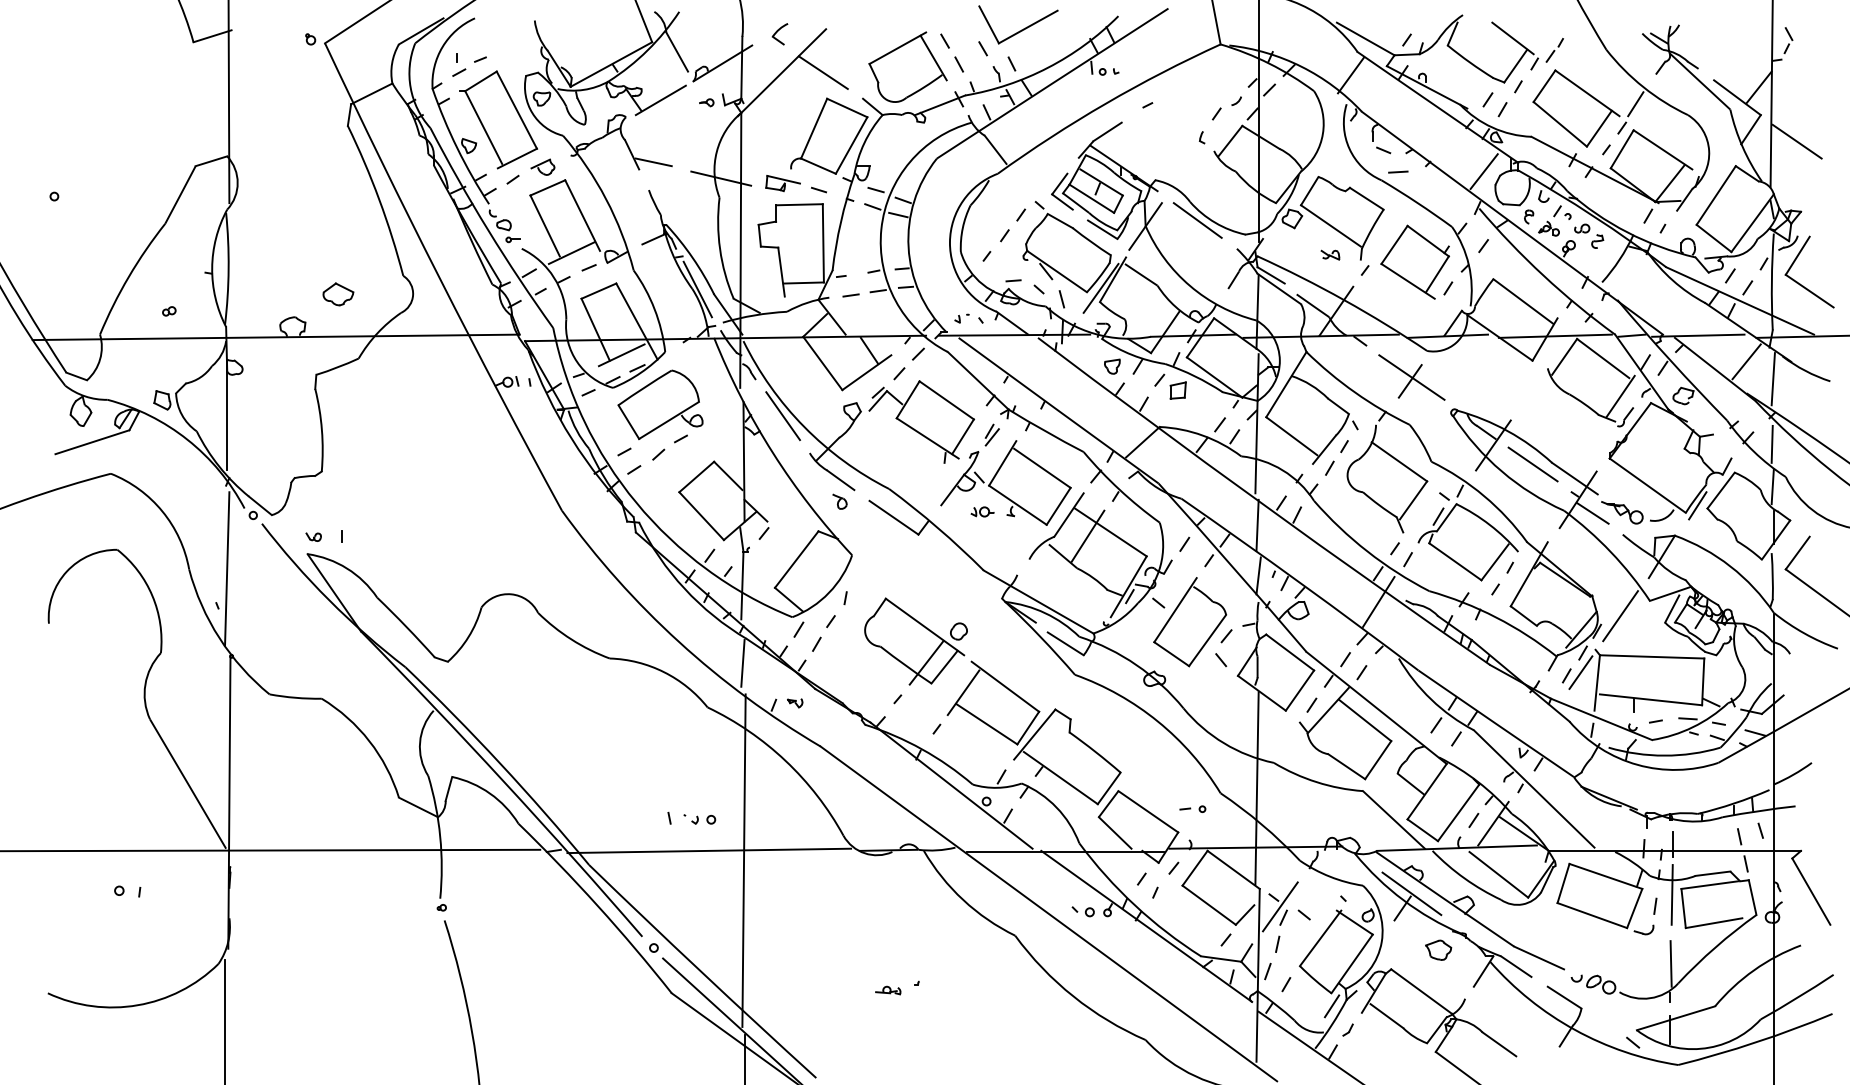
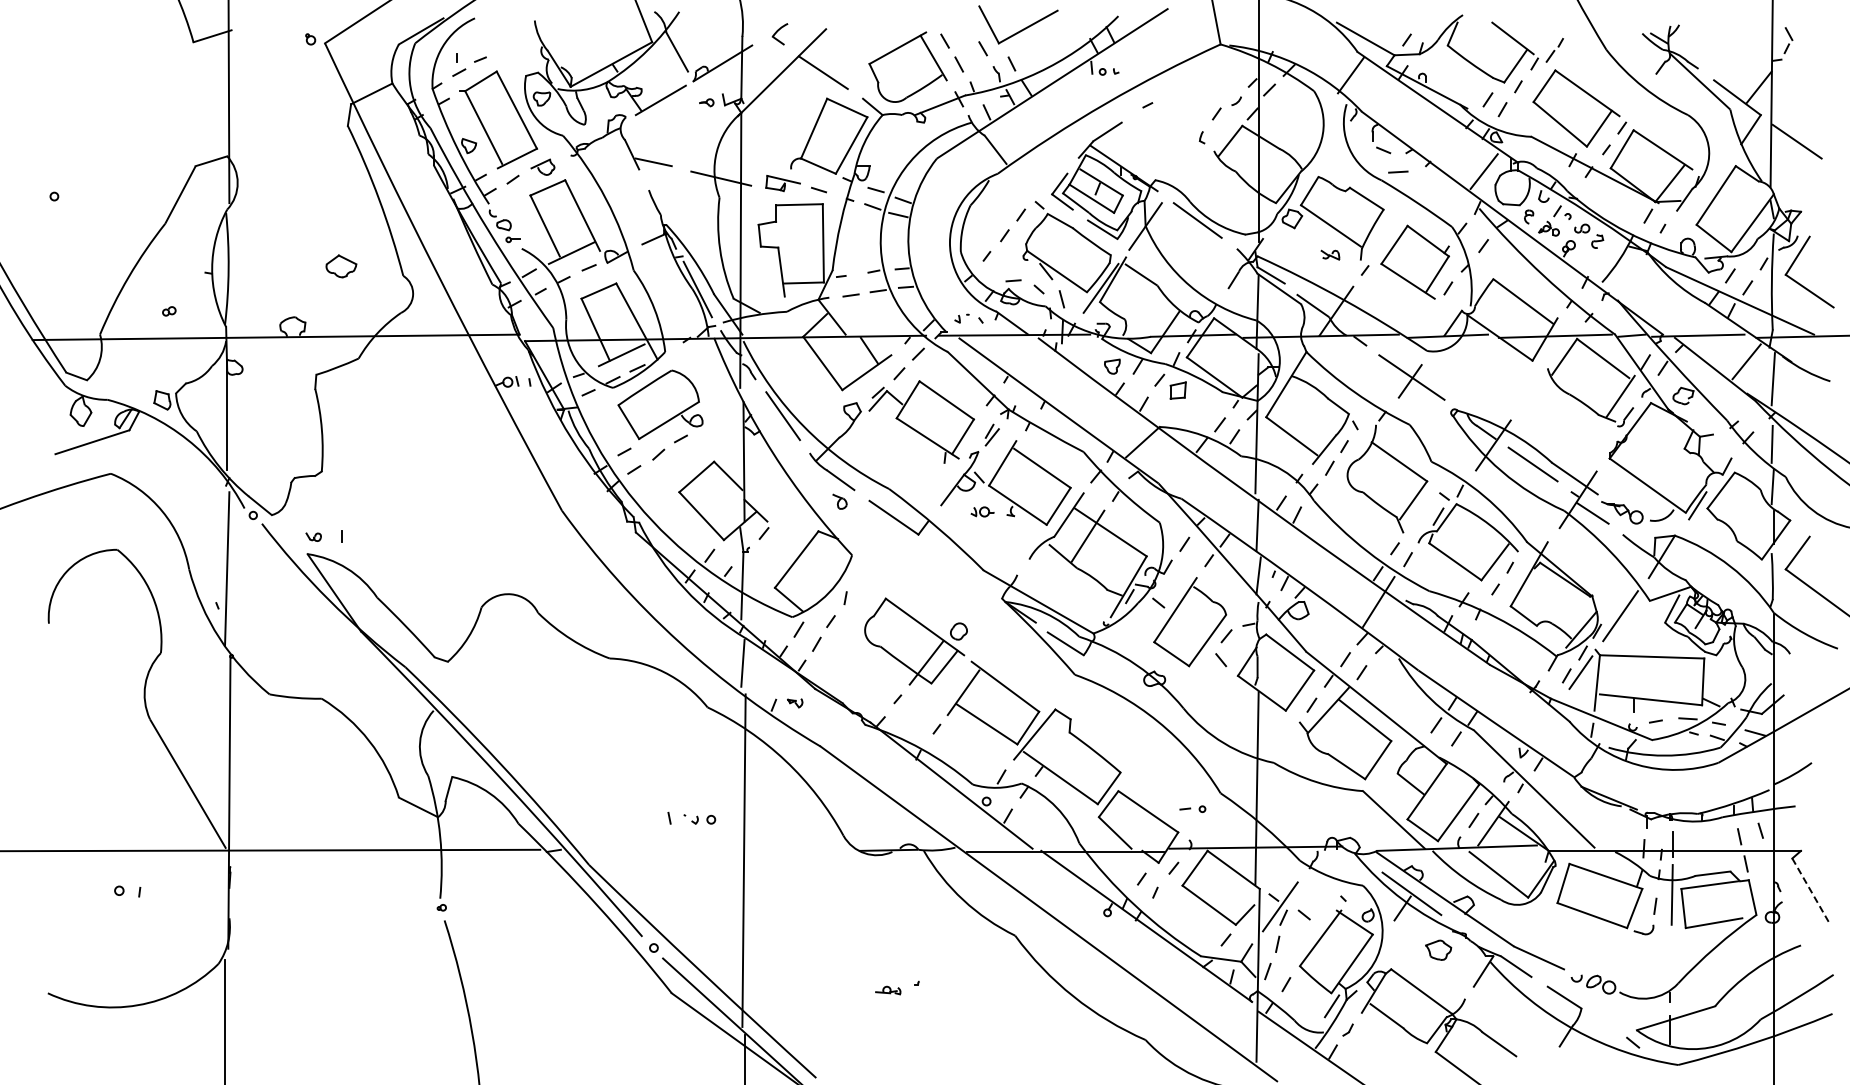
line: present -> none (1635, 104)
part position: (338, 294) -> (341, 266) (341, 266)
line: present -> none (709, 850)
line: solid -> dashed (1811, 892)
part: present -> none (1082, 911)
line: present -> none (1670, 963)
